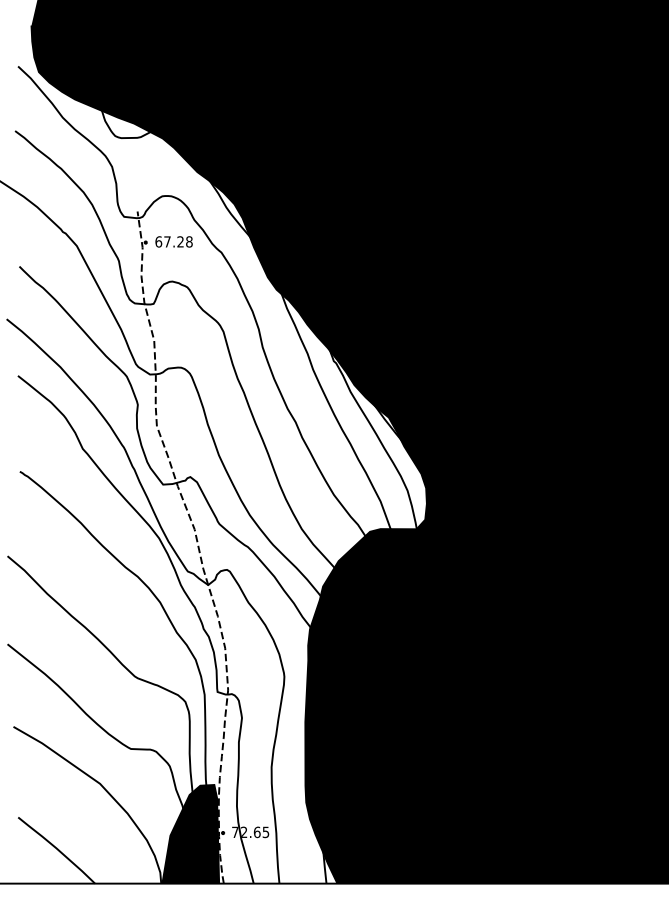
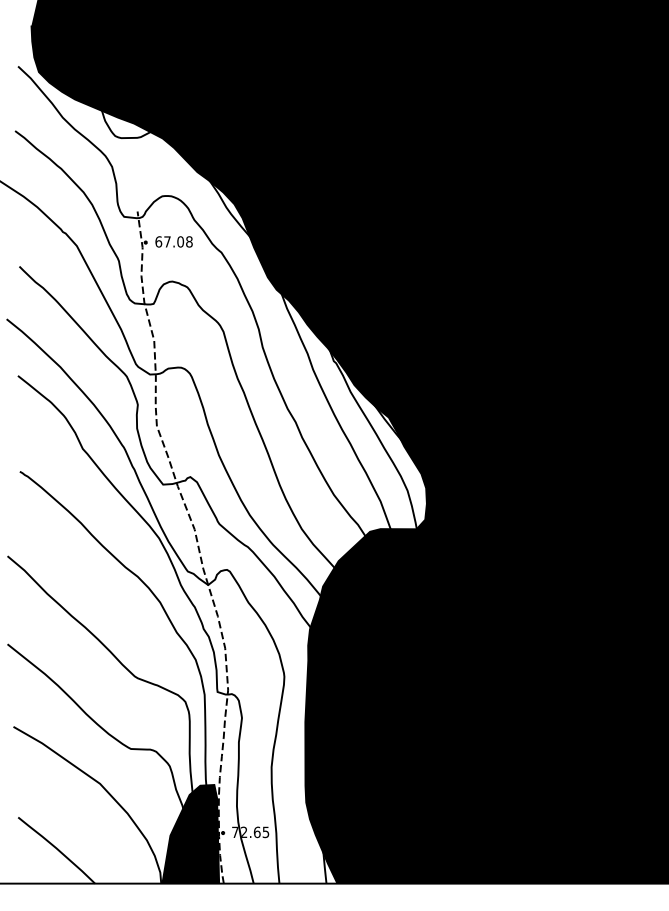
text: 67.28 -> 67.08 (180, 241)
